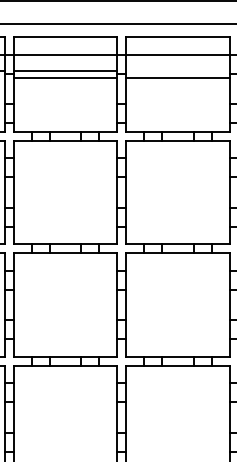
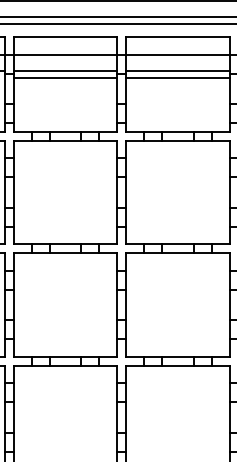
line: none -> present (117, 16)
line: none -> present (177, 70)
